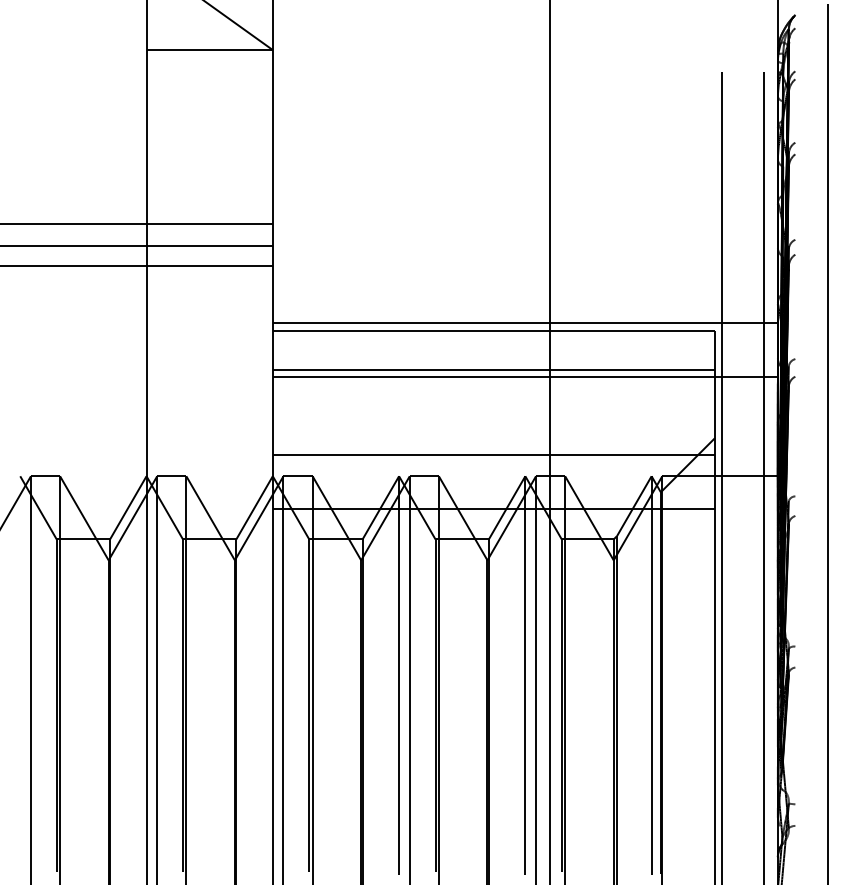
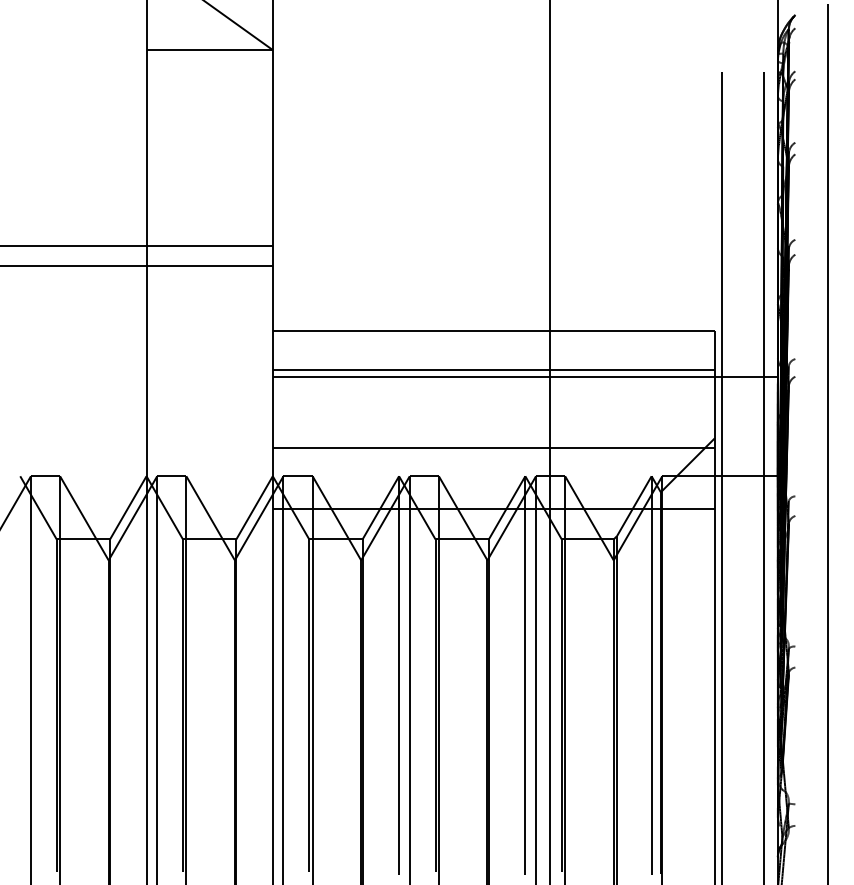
line: present -> none (137, 223)
line: present -> none (524, 323)
line position: (493, 455) -> (493, 448) (493, 448)
